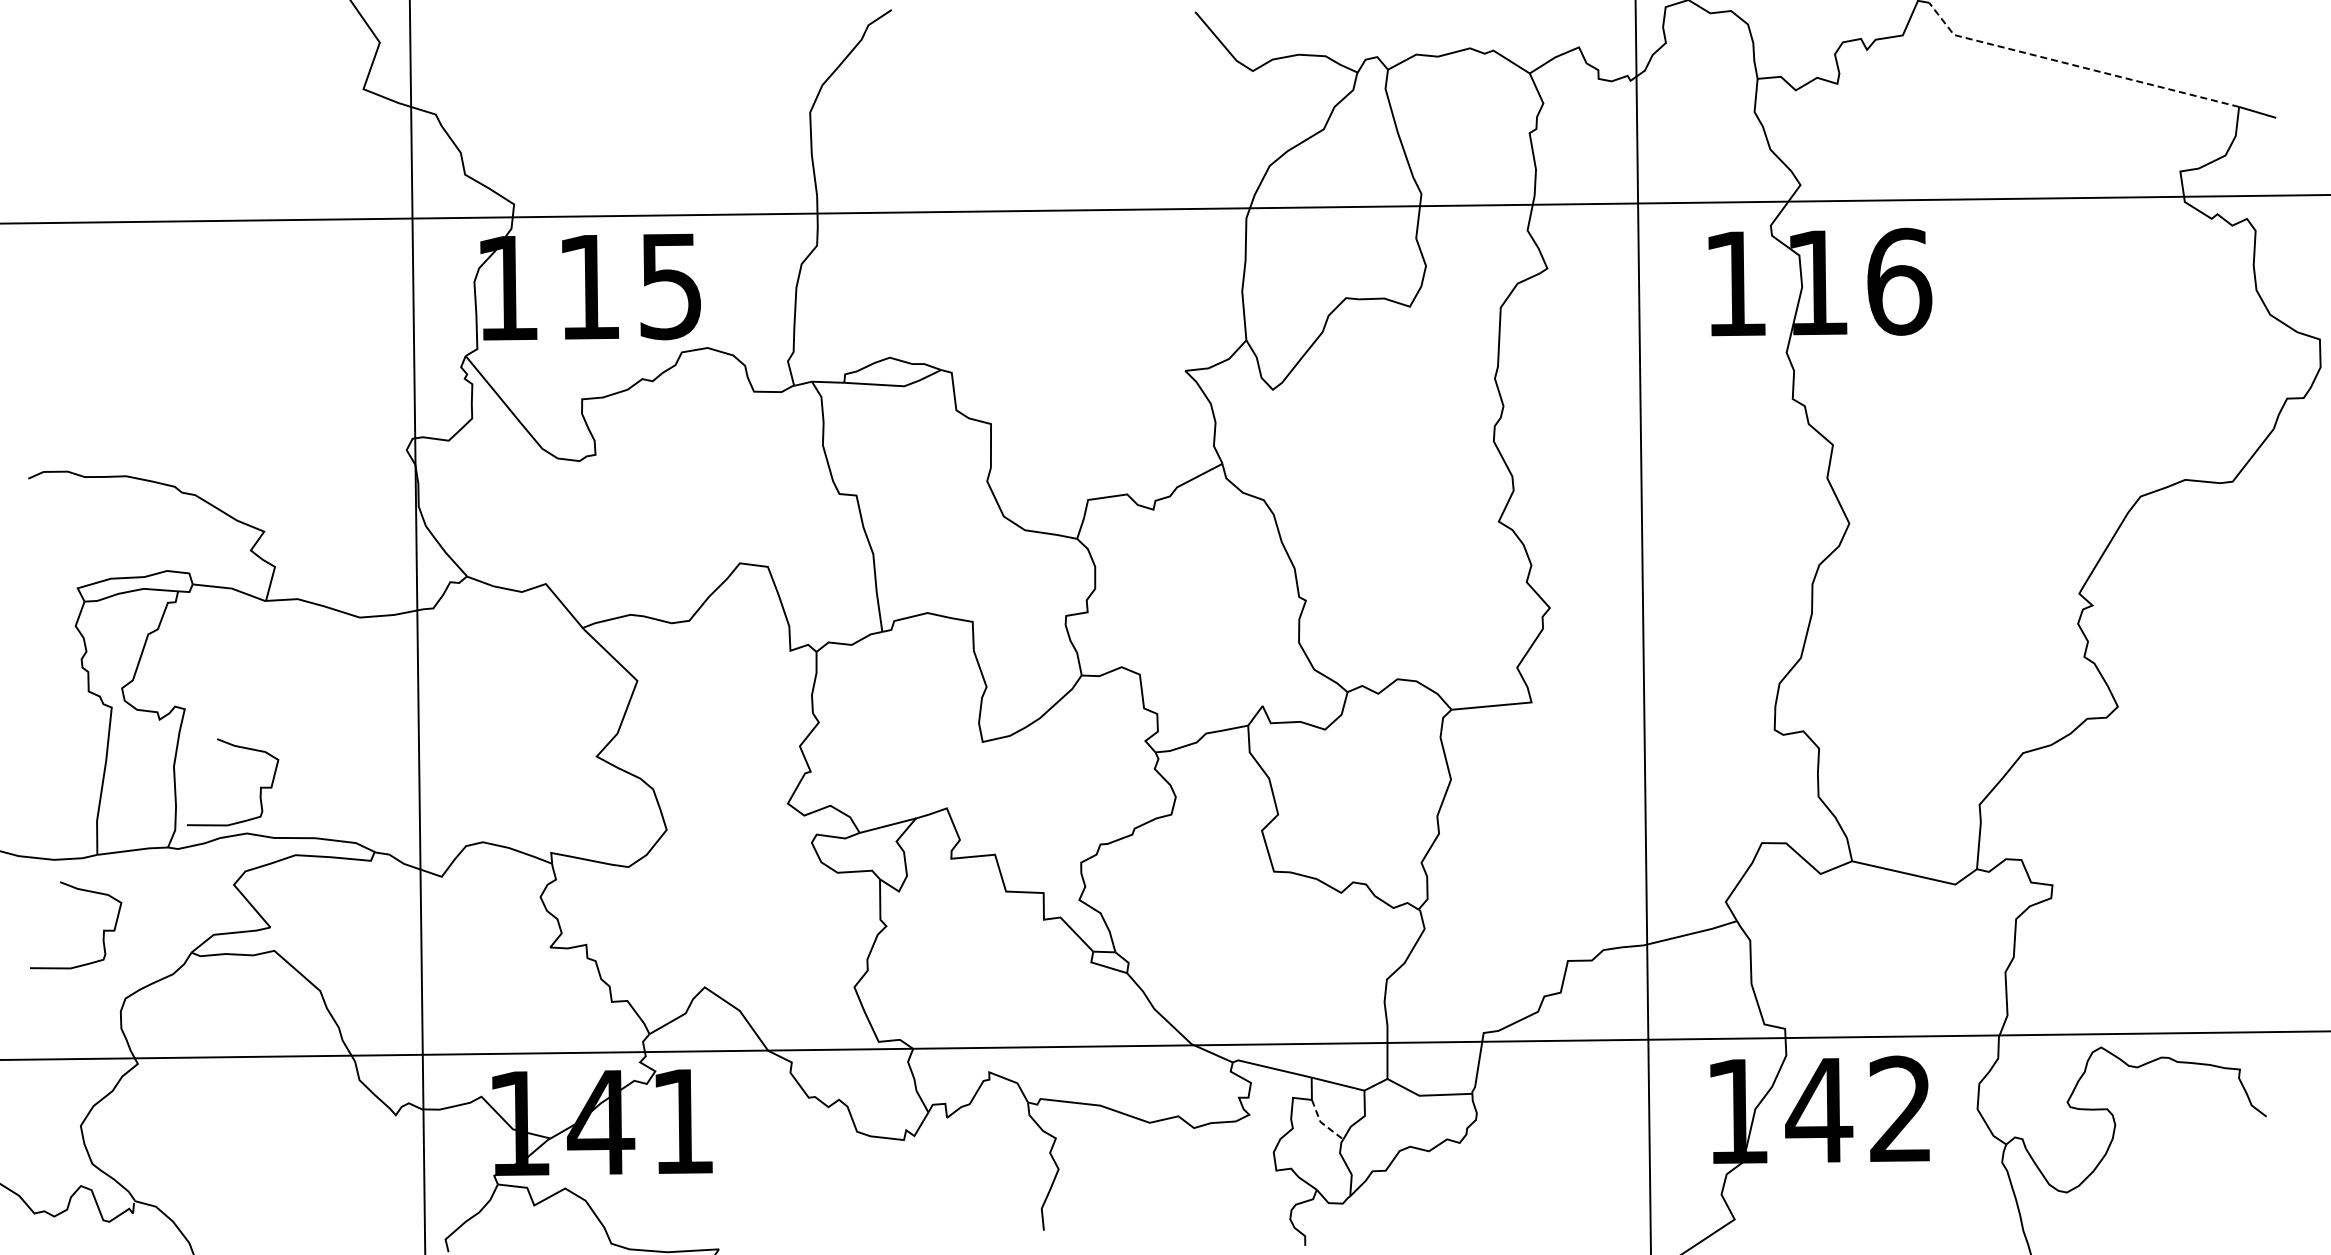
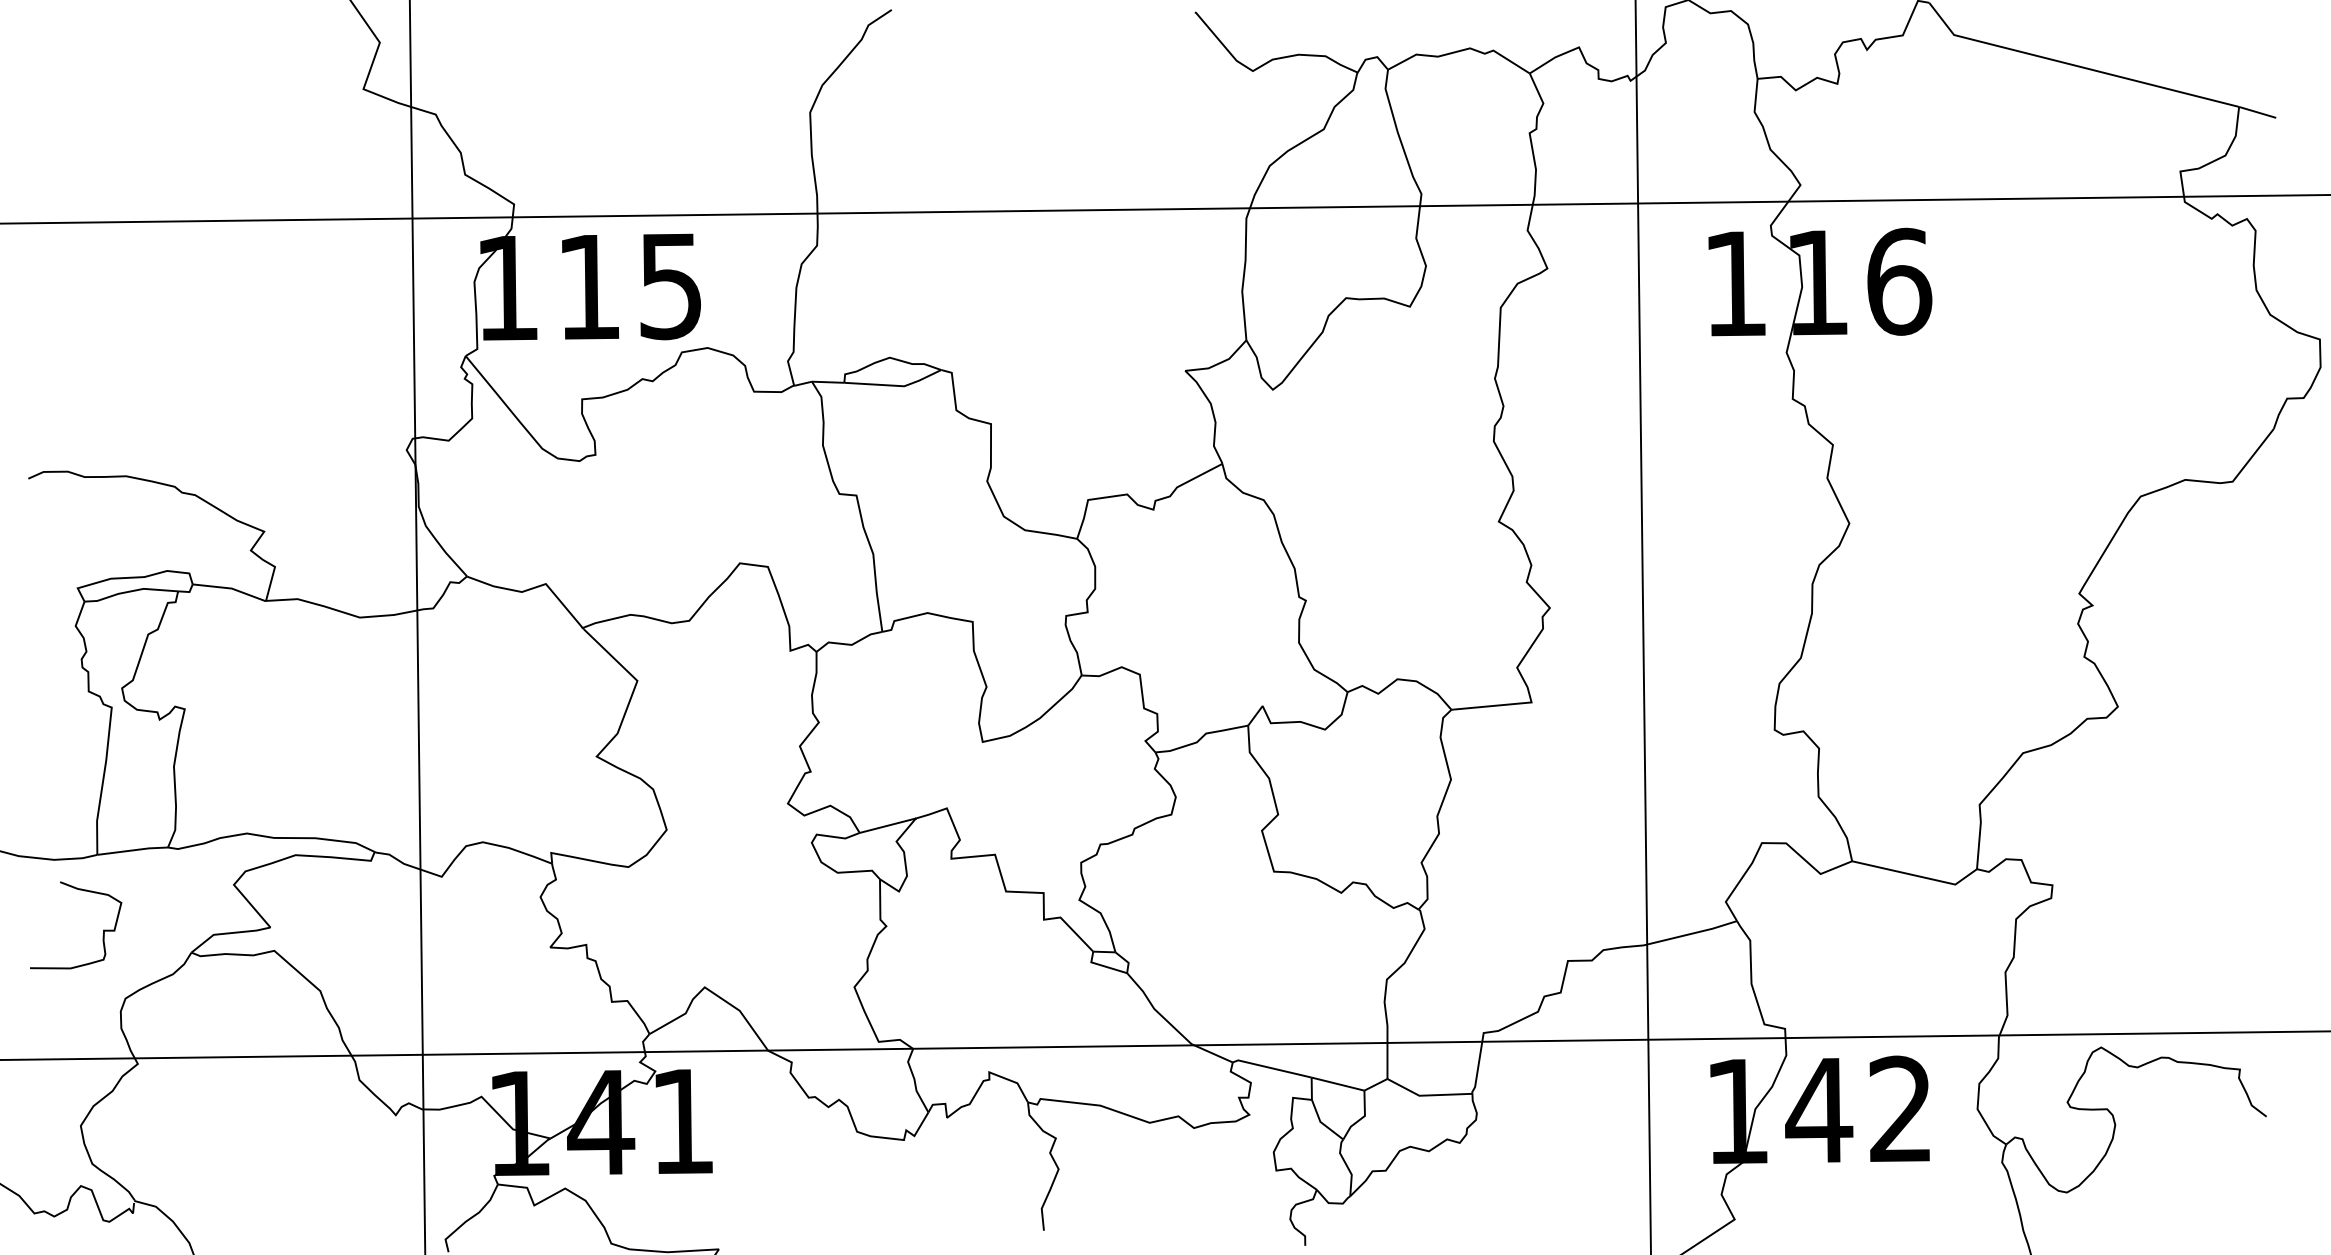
line: dashed -> solid (2076, 65)
curve: present -> none (260, 786)
line: dashed -> solid (1321, 1123)
